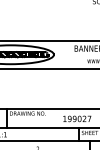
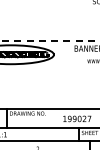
line: solid -> dashed (49, 40)
line: present -> none (49, 69)
